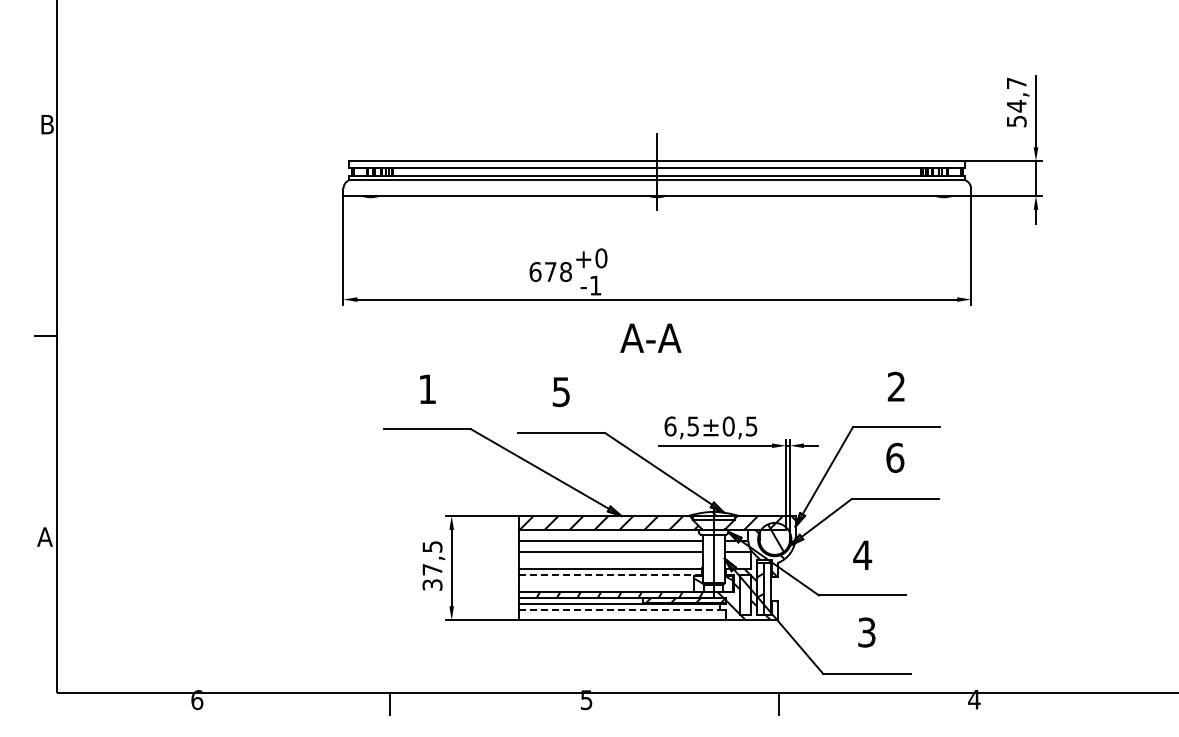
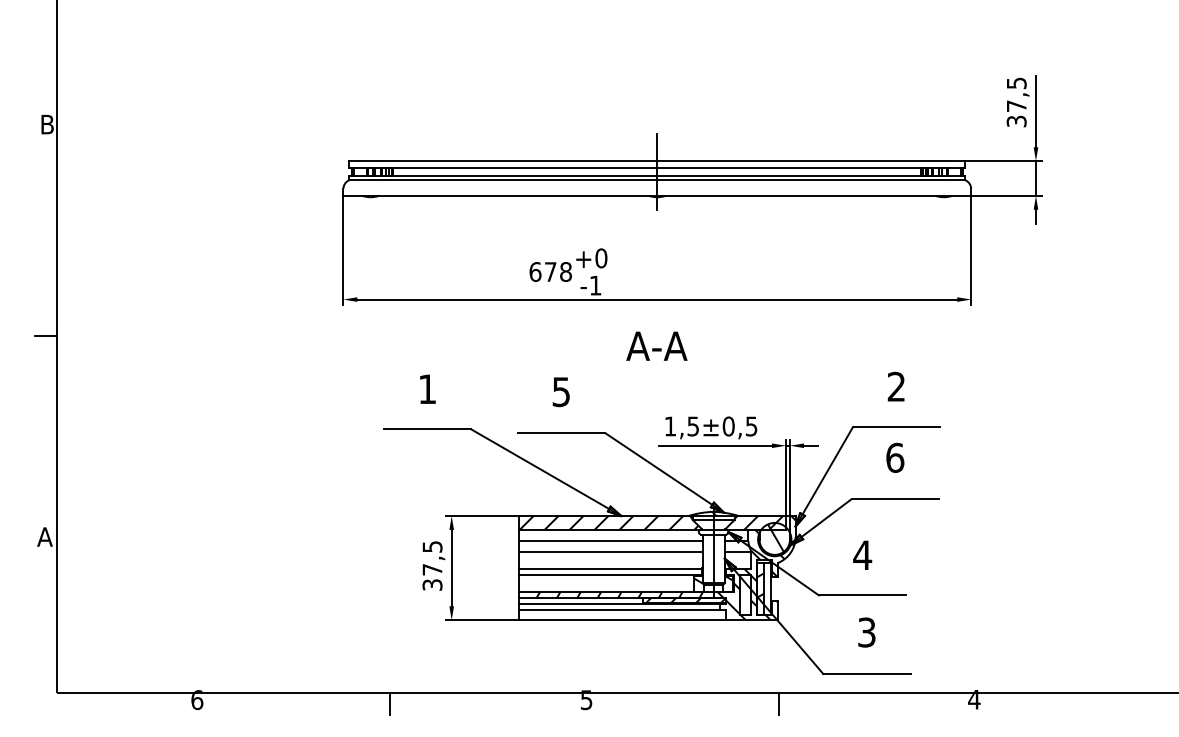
text: 54,7 -> 37,5 (1016, 101)
text position: (650, 337) -> (656, 345) (656, 345)
text: 6,5 -> 1,5 (670, 426)
line: dashed -> solid (611, 574)
line: dashed -> solid (619, 609)
